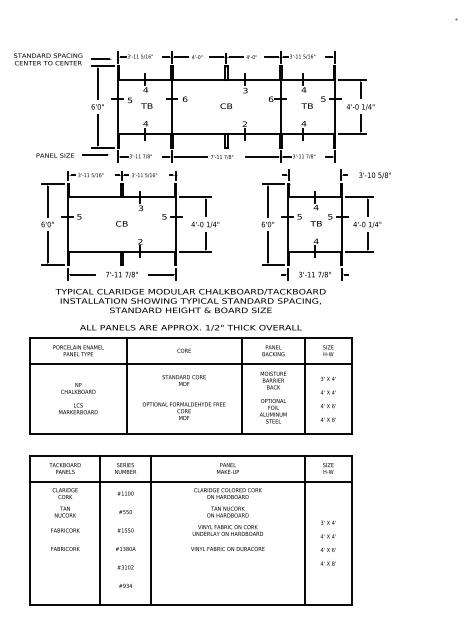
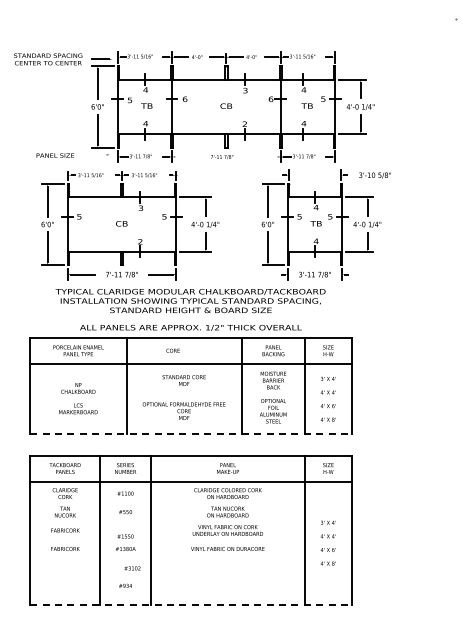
line: present -> none (94, 154)
line: present -> none (191, 156)
line: present -> none (261, 156)
text position: (183, 350) -> (172, 350) (172, 350)
line: solid -> dashed (190, 434)
text position: (125, 530) -> (125, 536) (125, 536)
text position: (125, 567) -> (132, 568) (132, 568)
line: solid -> dashed (190, 605)
